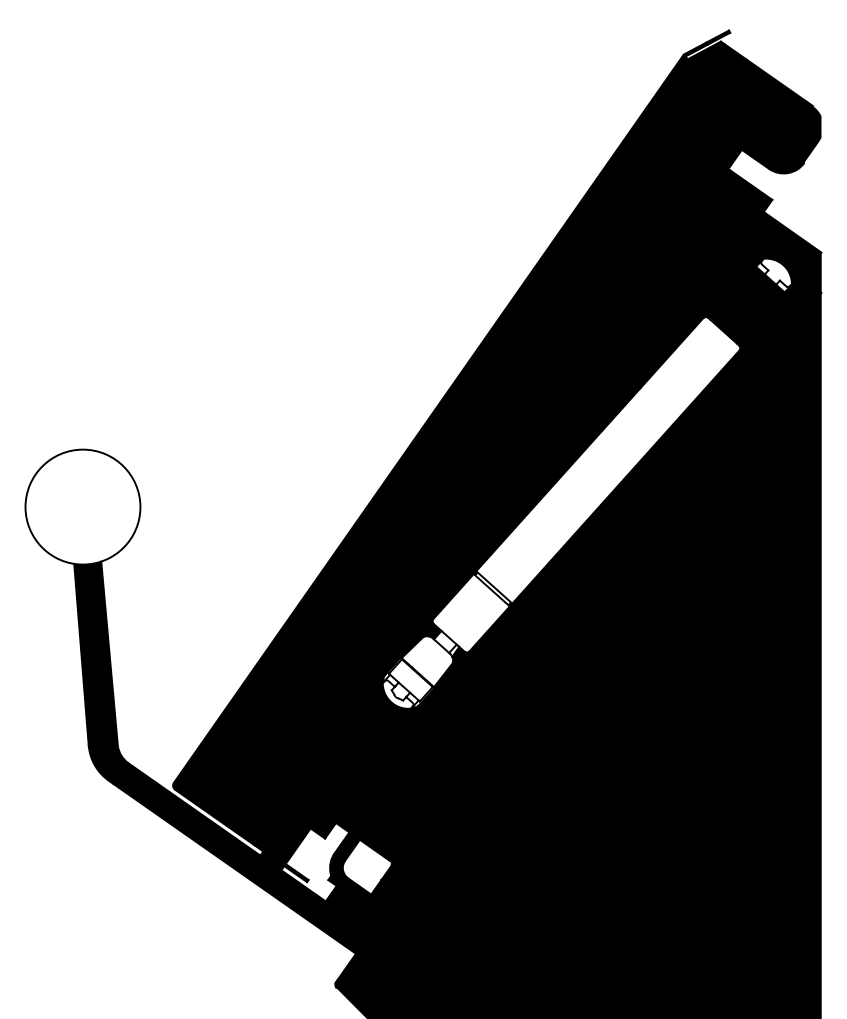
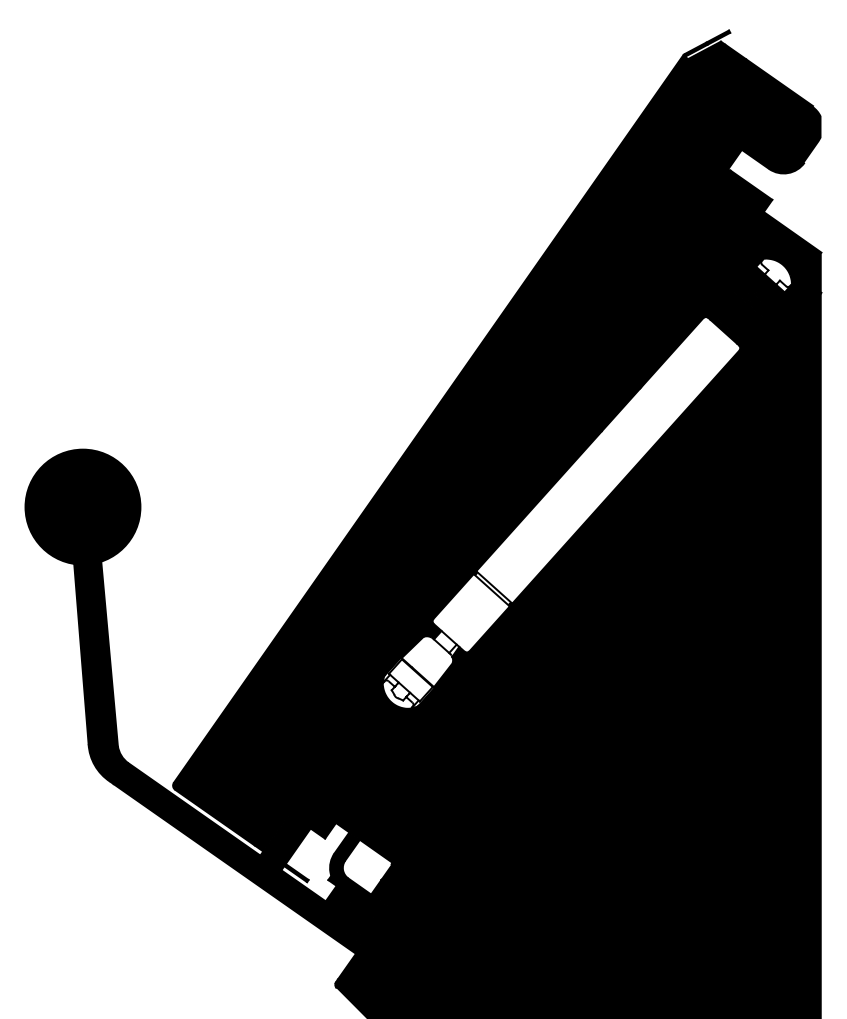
fill: none -> present (82, 506)
